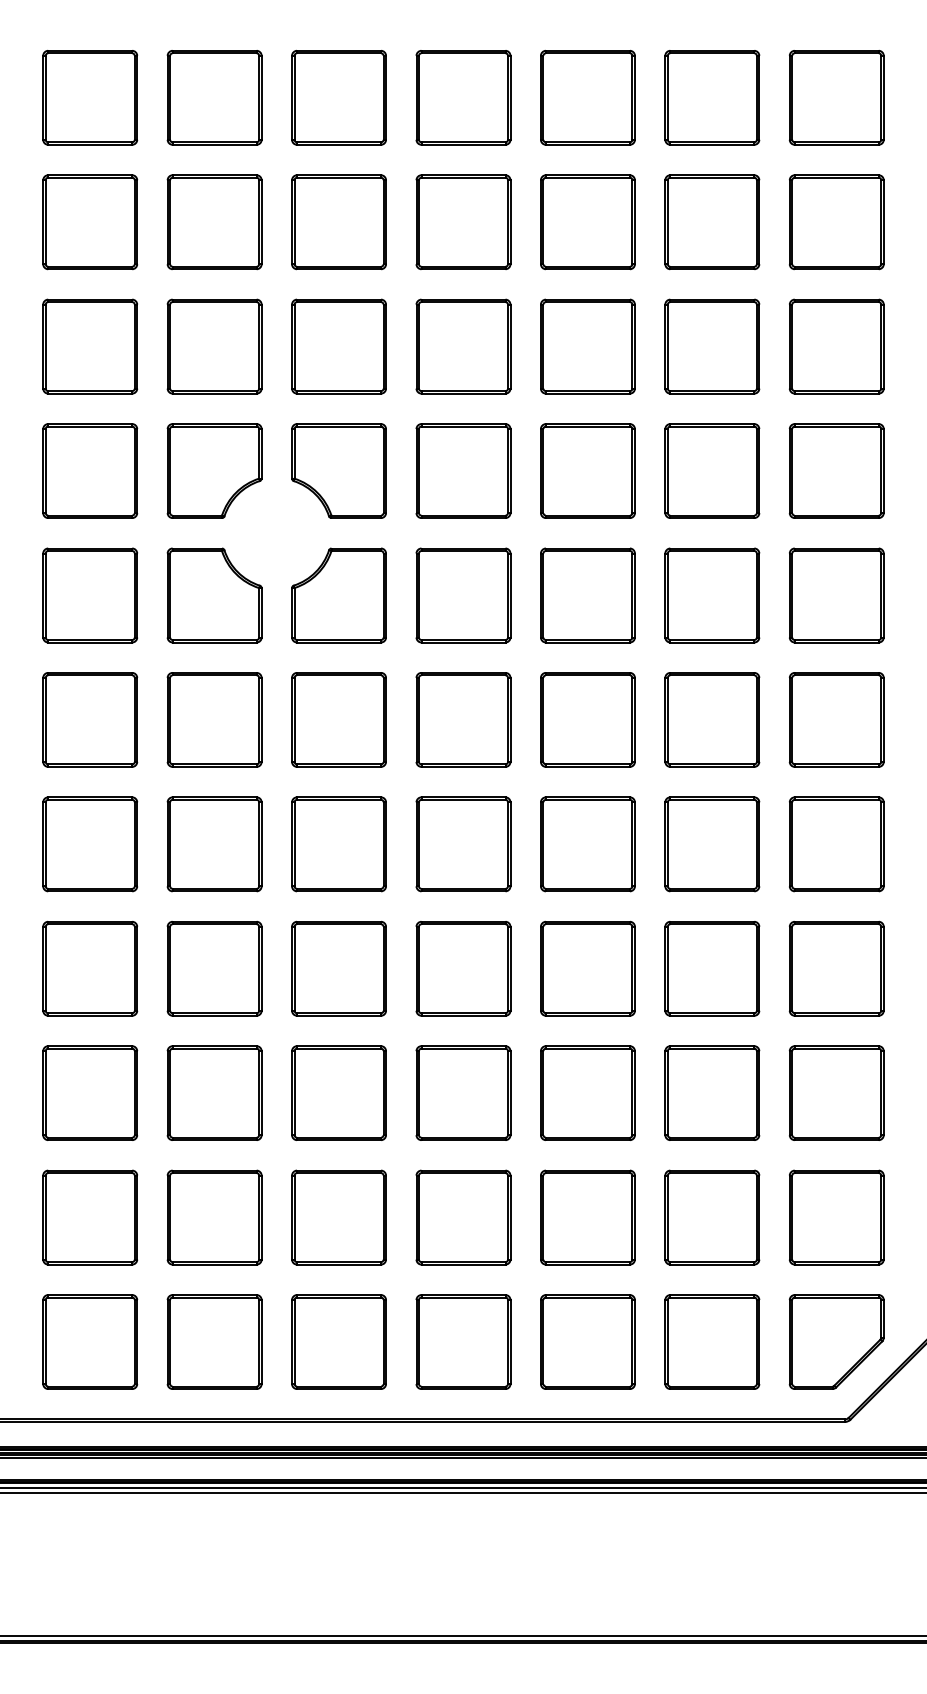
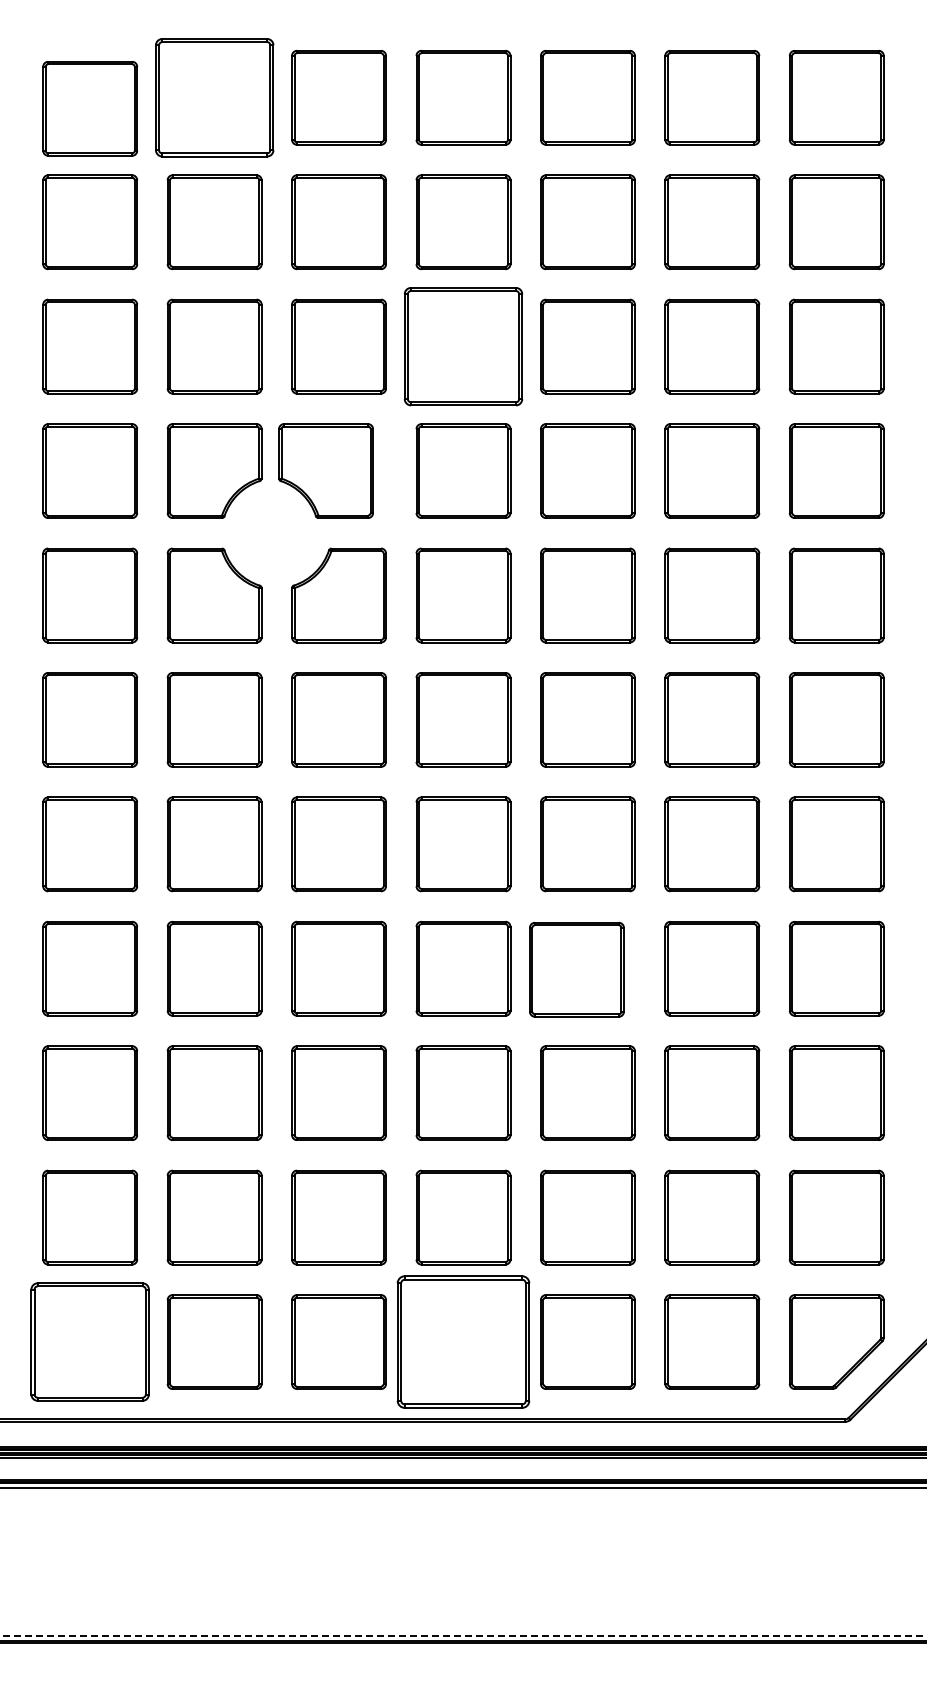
part position: (90, 97) -> (90, 108) (90, 108)
part size: 97x96 px -> 120x120 px (214, 97)
part size: 97x97 px -> 121x120 px (463, 346)
part position: (338, 470) -> (325, 470) (325, 470)
part position: (587, 968) -> (576, 969) (576, 969)
part size: 97x96 px -> 120x120 px (89, 1341)
part size: 97x96 px -> 135x134 px (463, 1341)
line: present -> none (462, 1493)
line: solid -> dashed (463, 1635)
